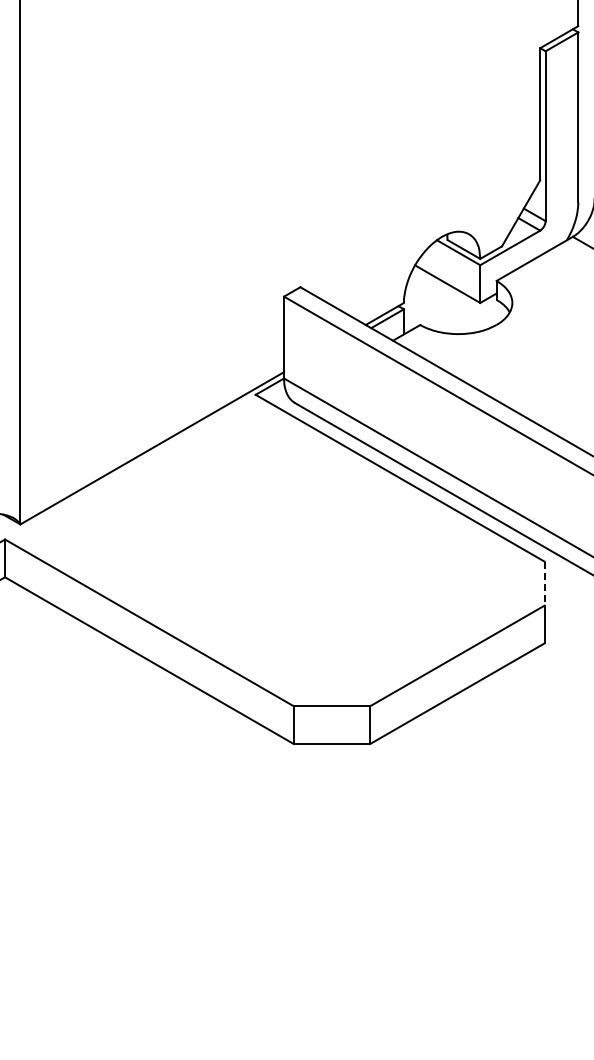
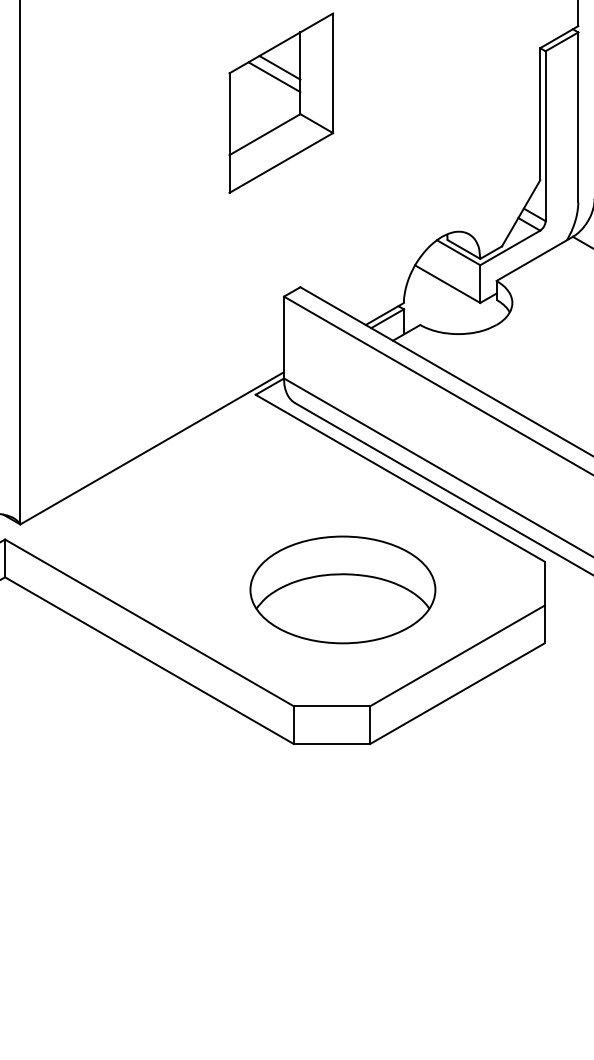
part: none -> present (281, 102)
line: dashed -> solid (544, 584)
part: none -> present (342, 589)
